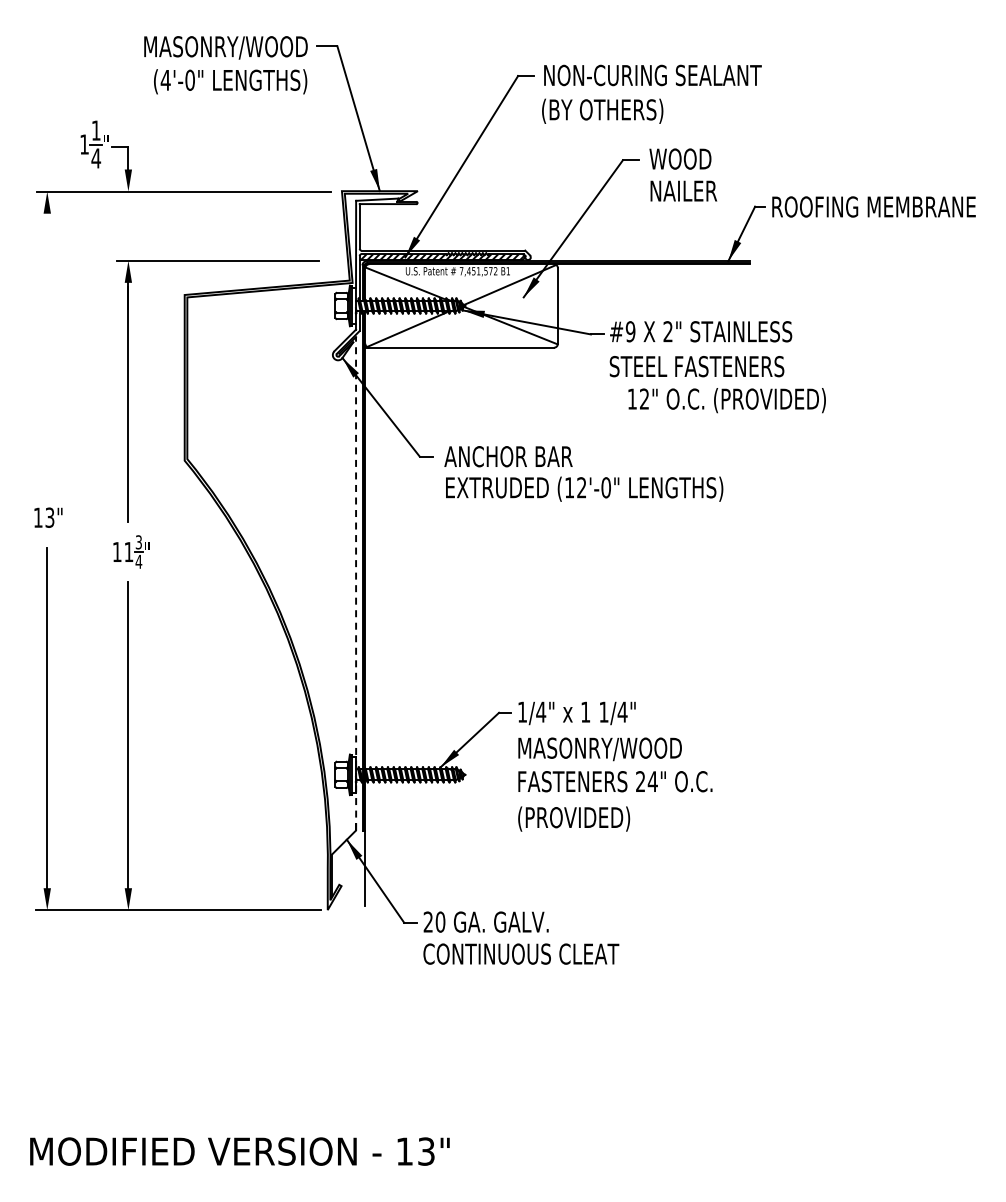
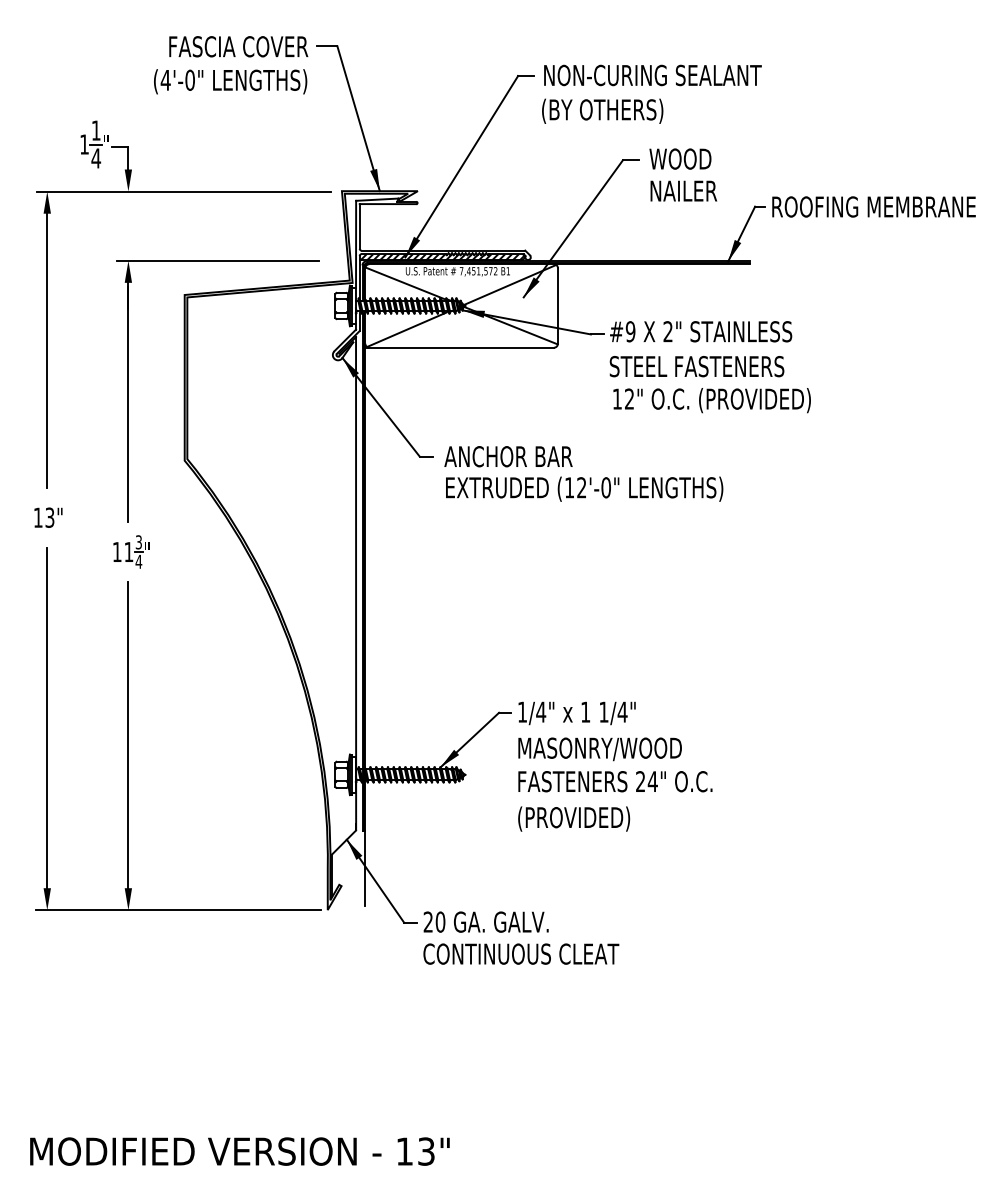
text: MASONRY/WOOD -> FASCIA COVER (226, 47)
line: none -> present (47, 350)
text position: (726, 400) -> (711, 400) (711, 400)
line: dashed -> solid (356, 583)
